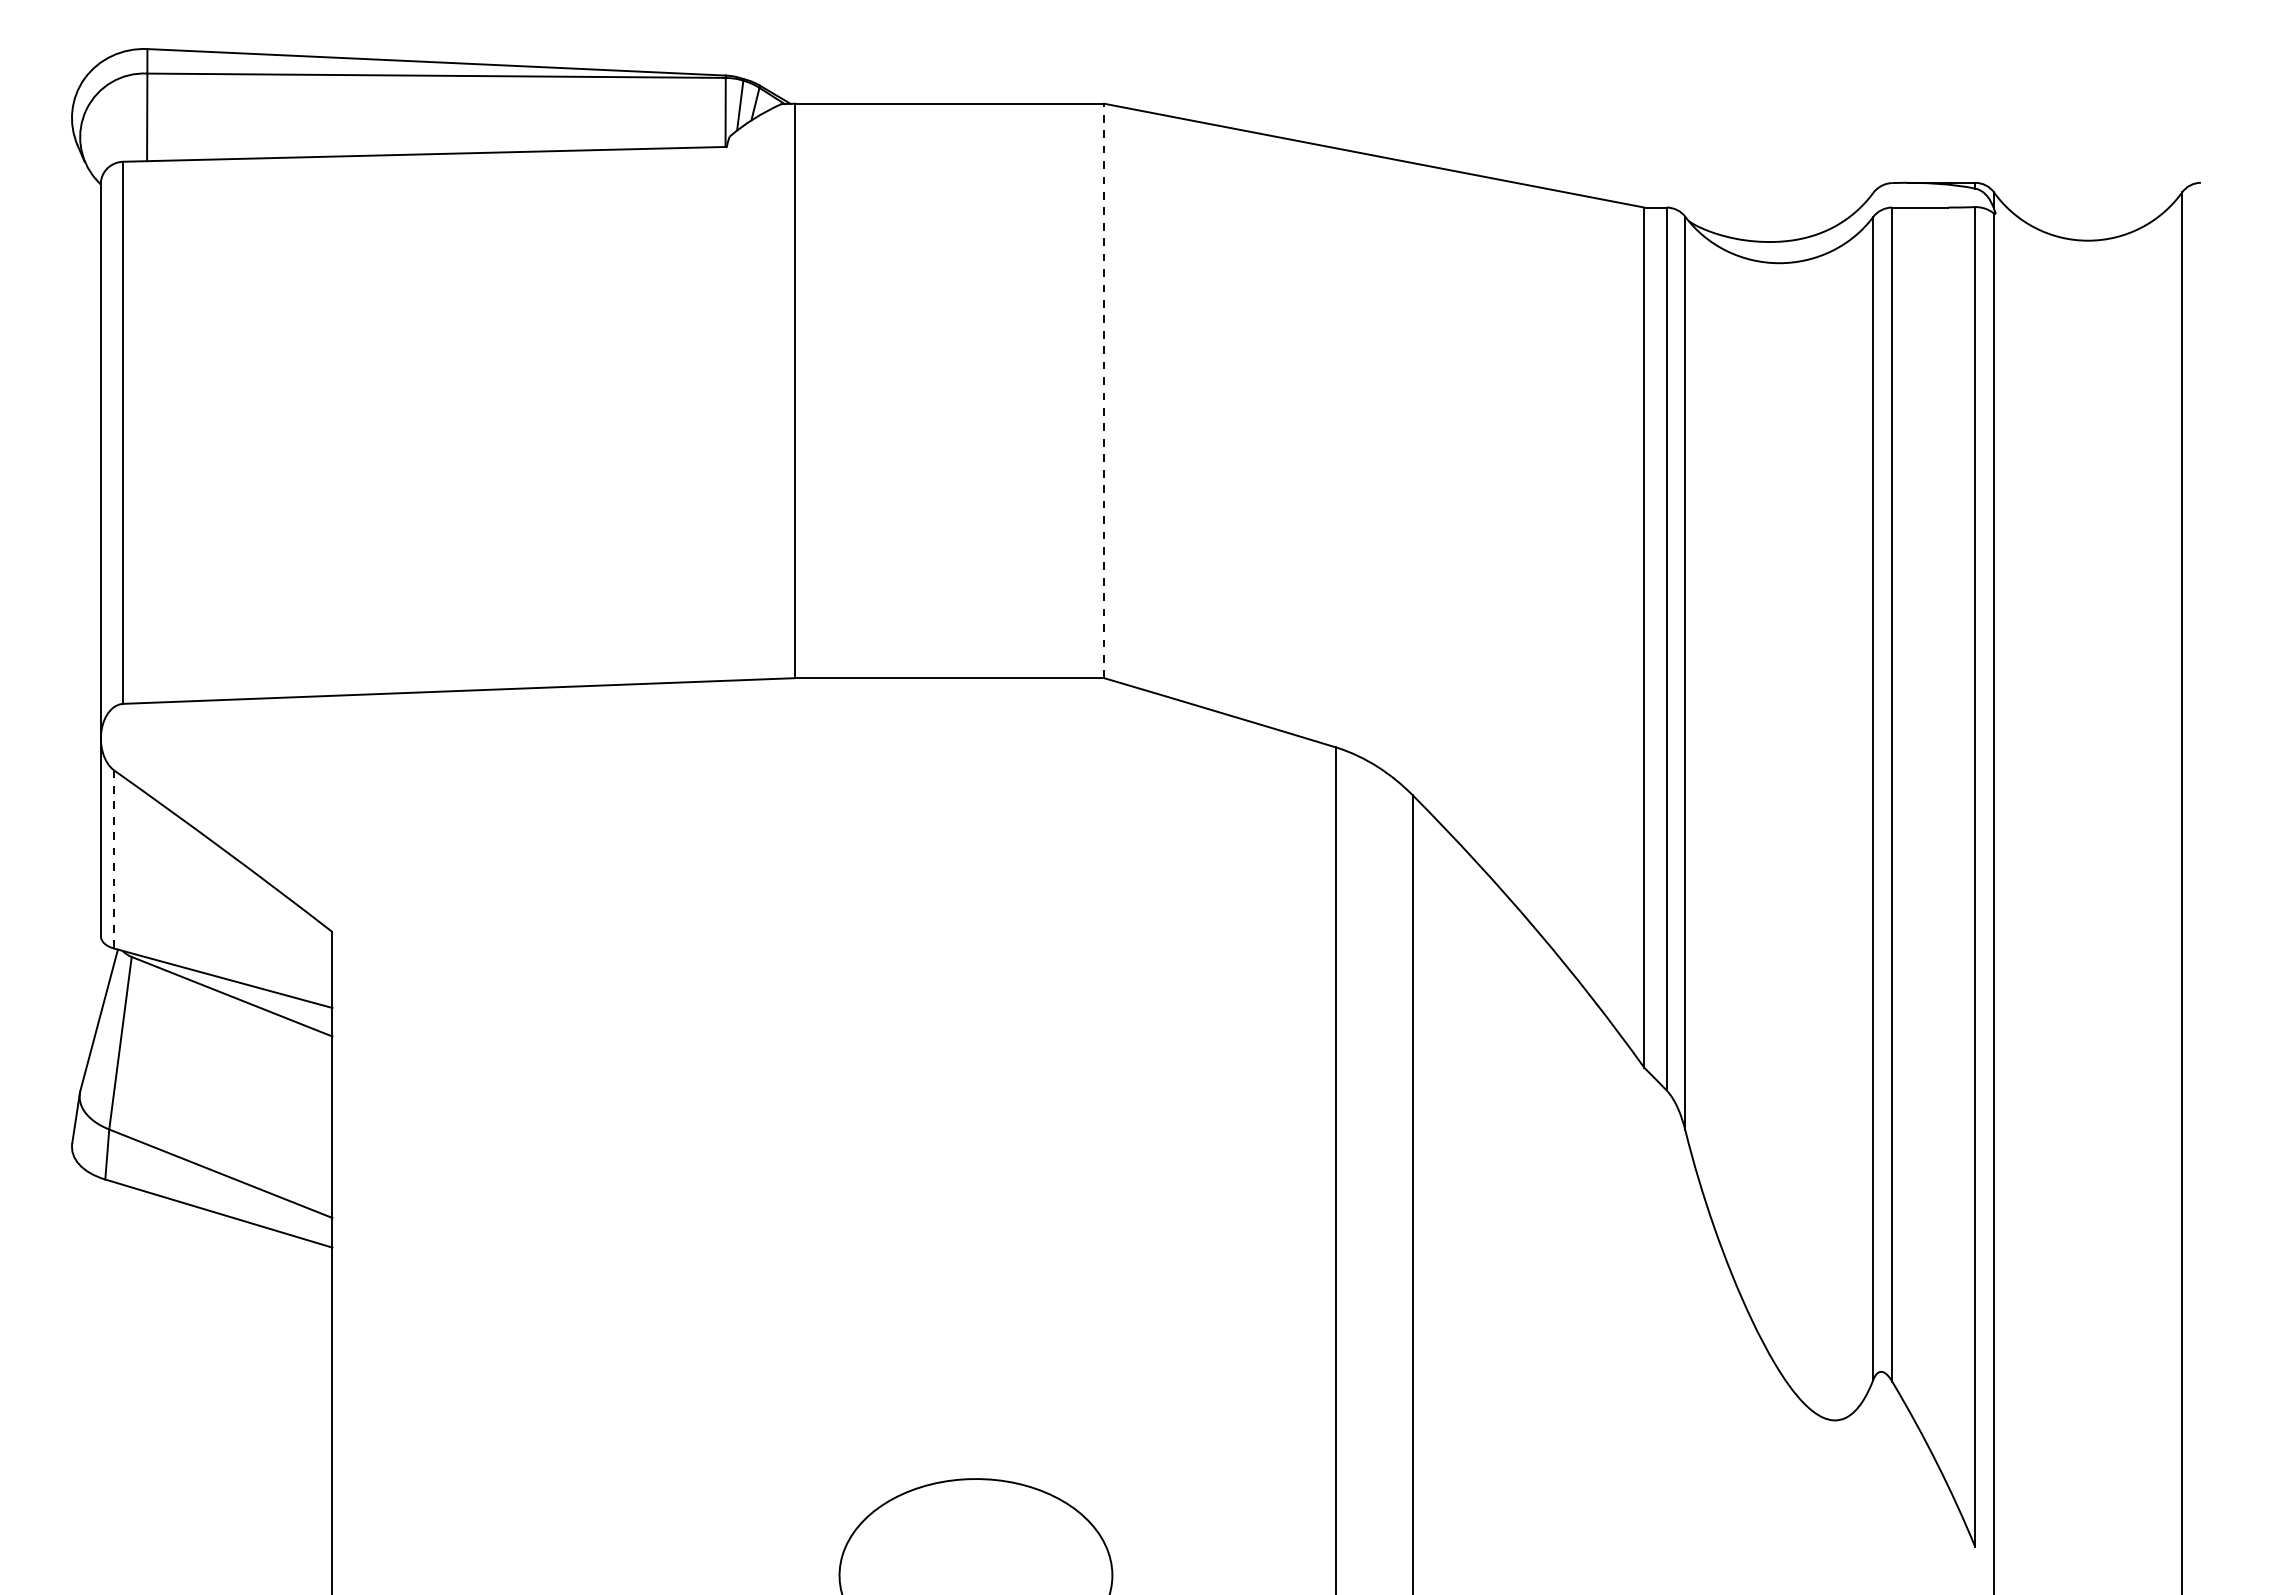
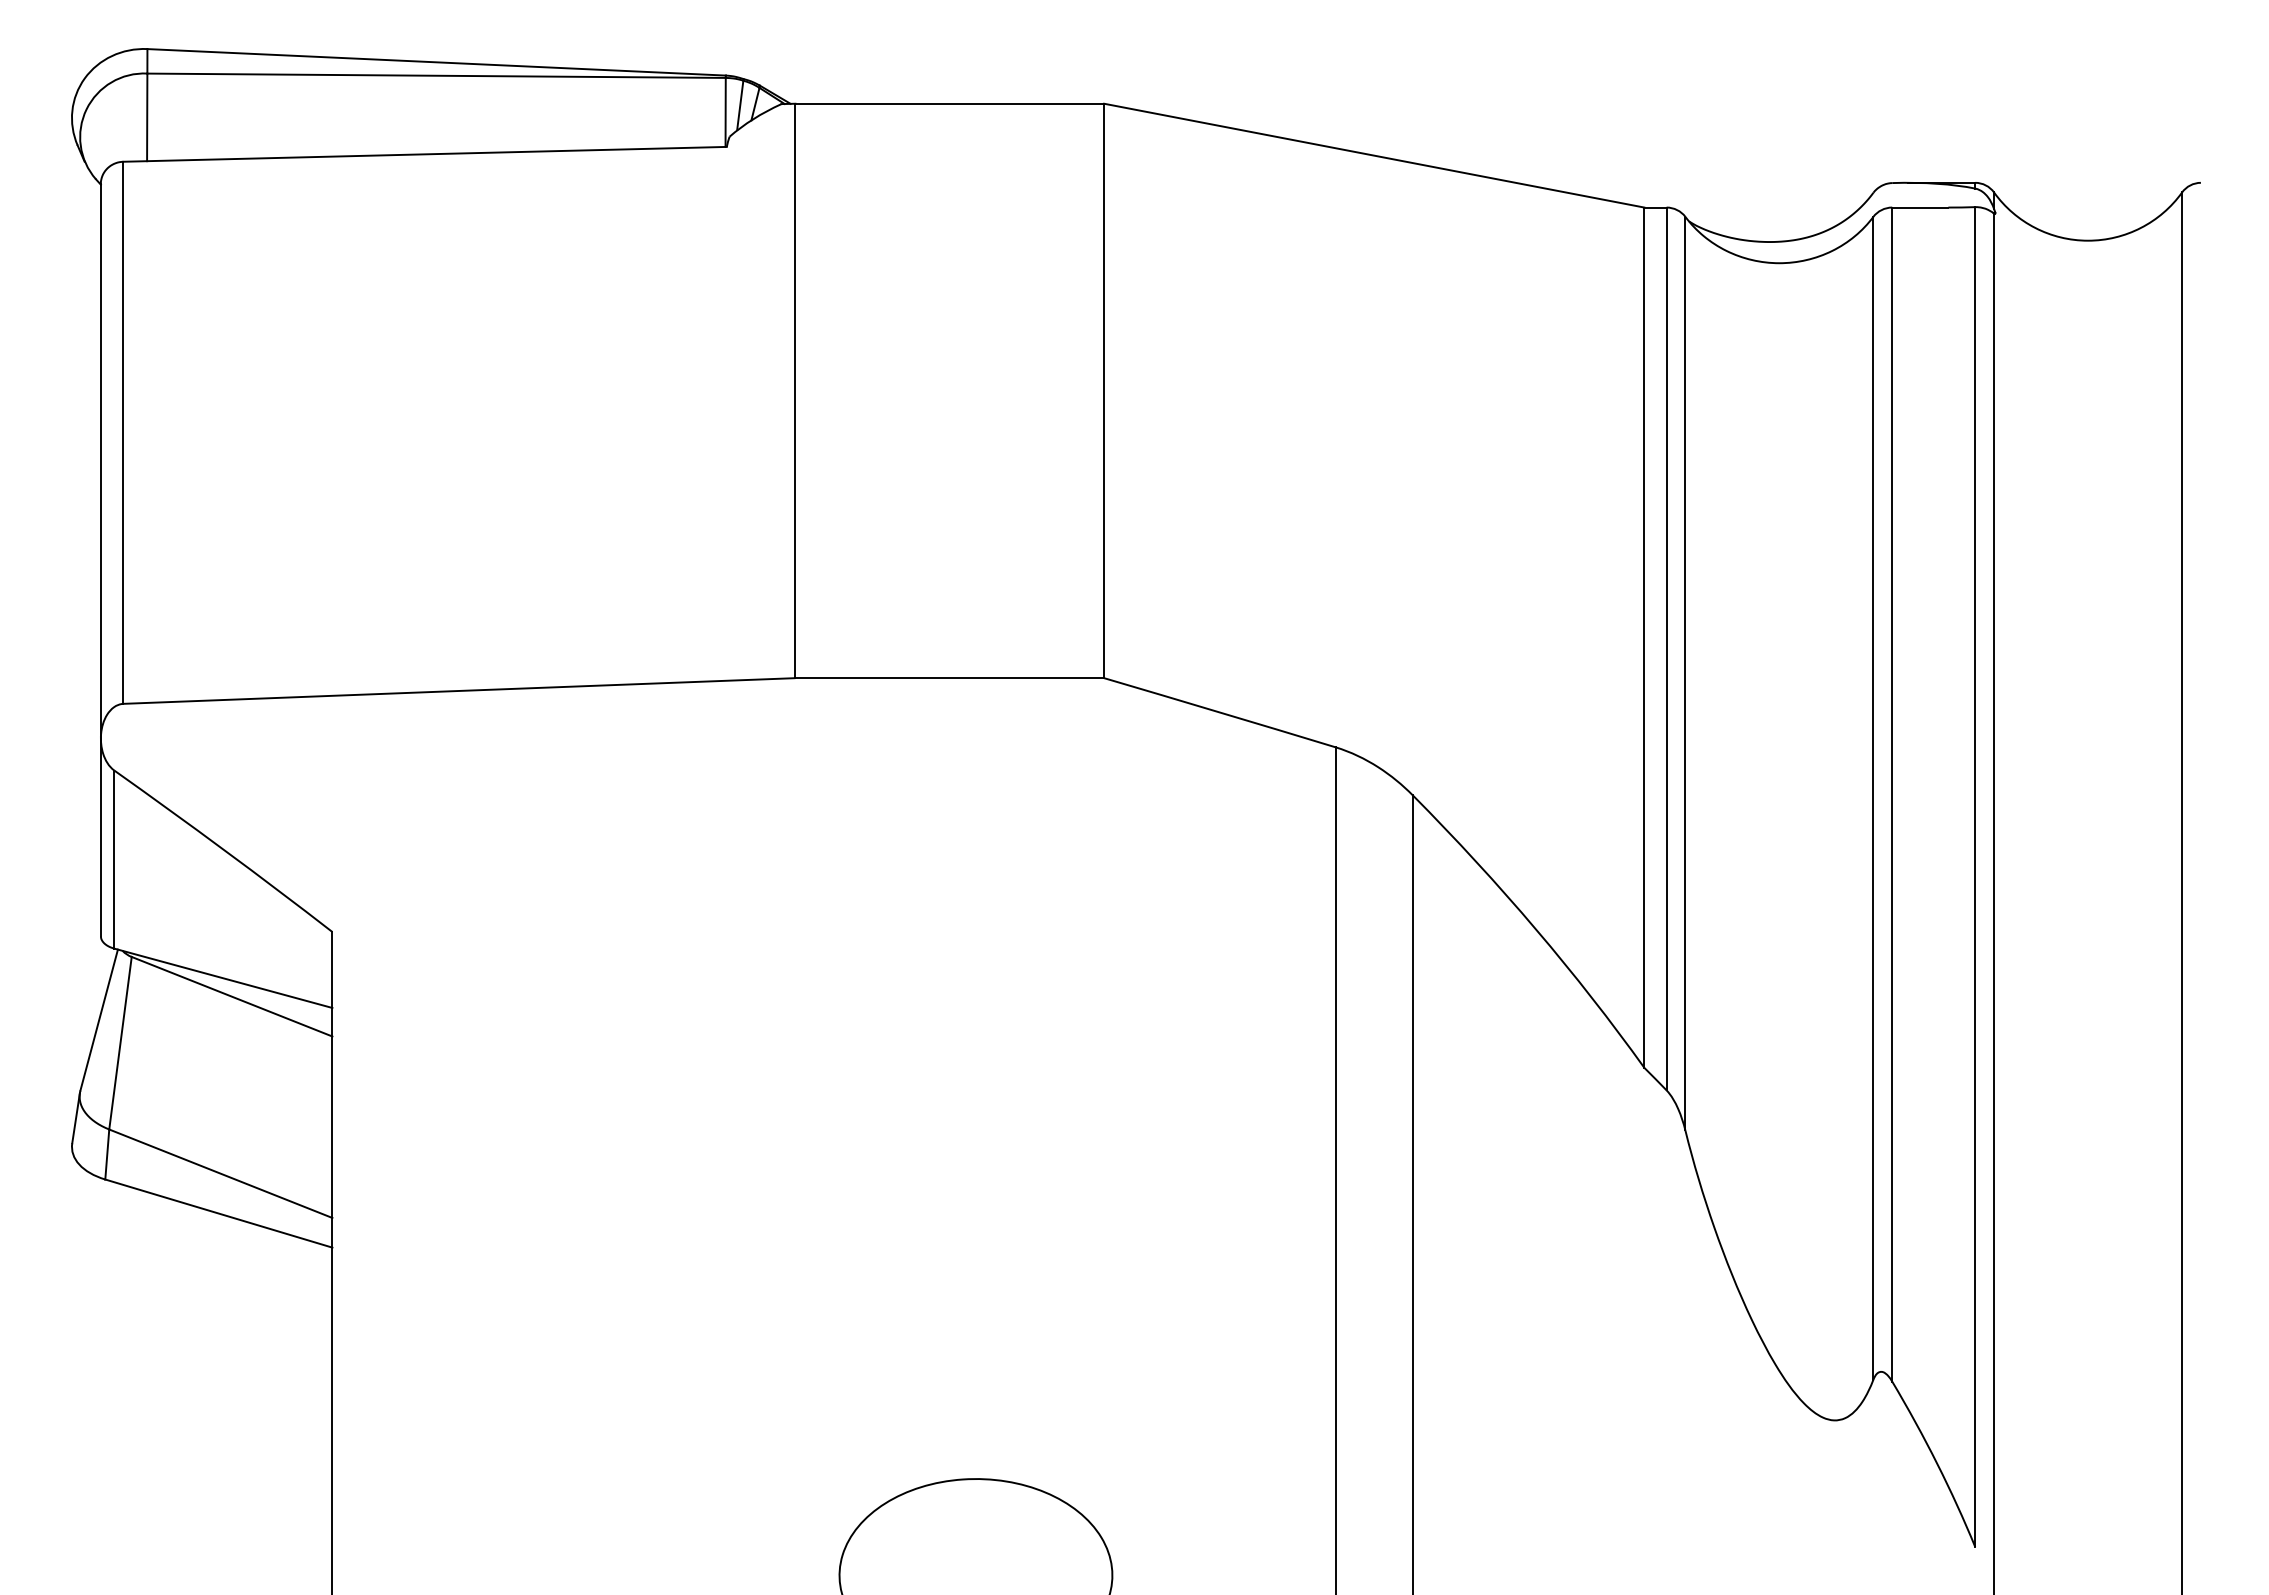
line: dashed -> solid (1104, 390)
line: dashed -> solid (114, 860)
